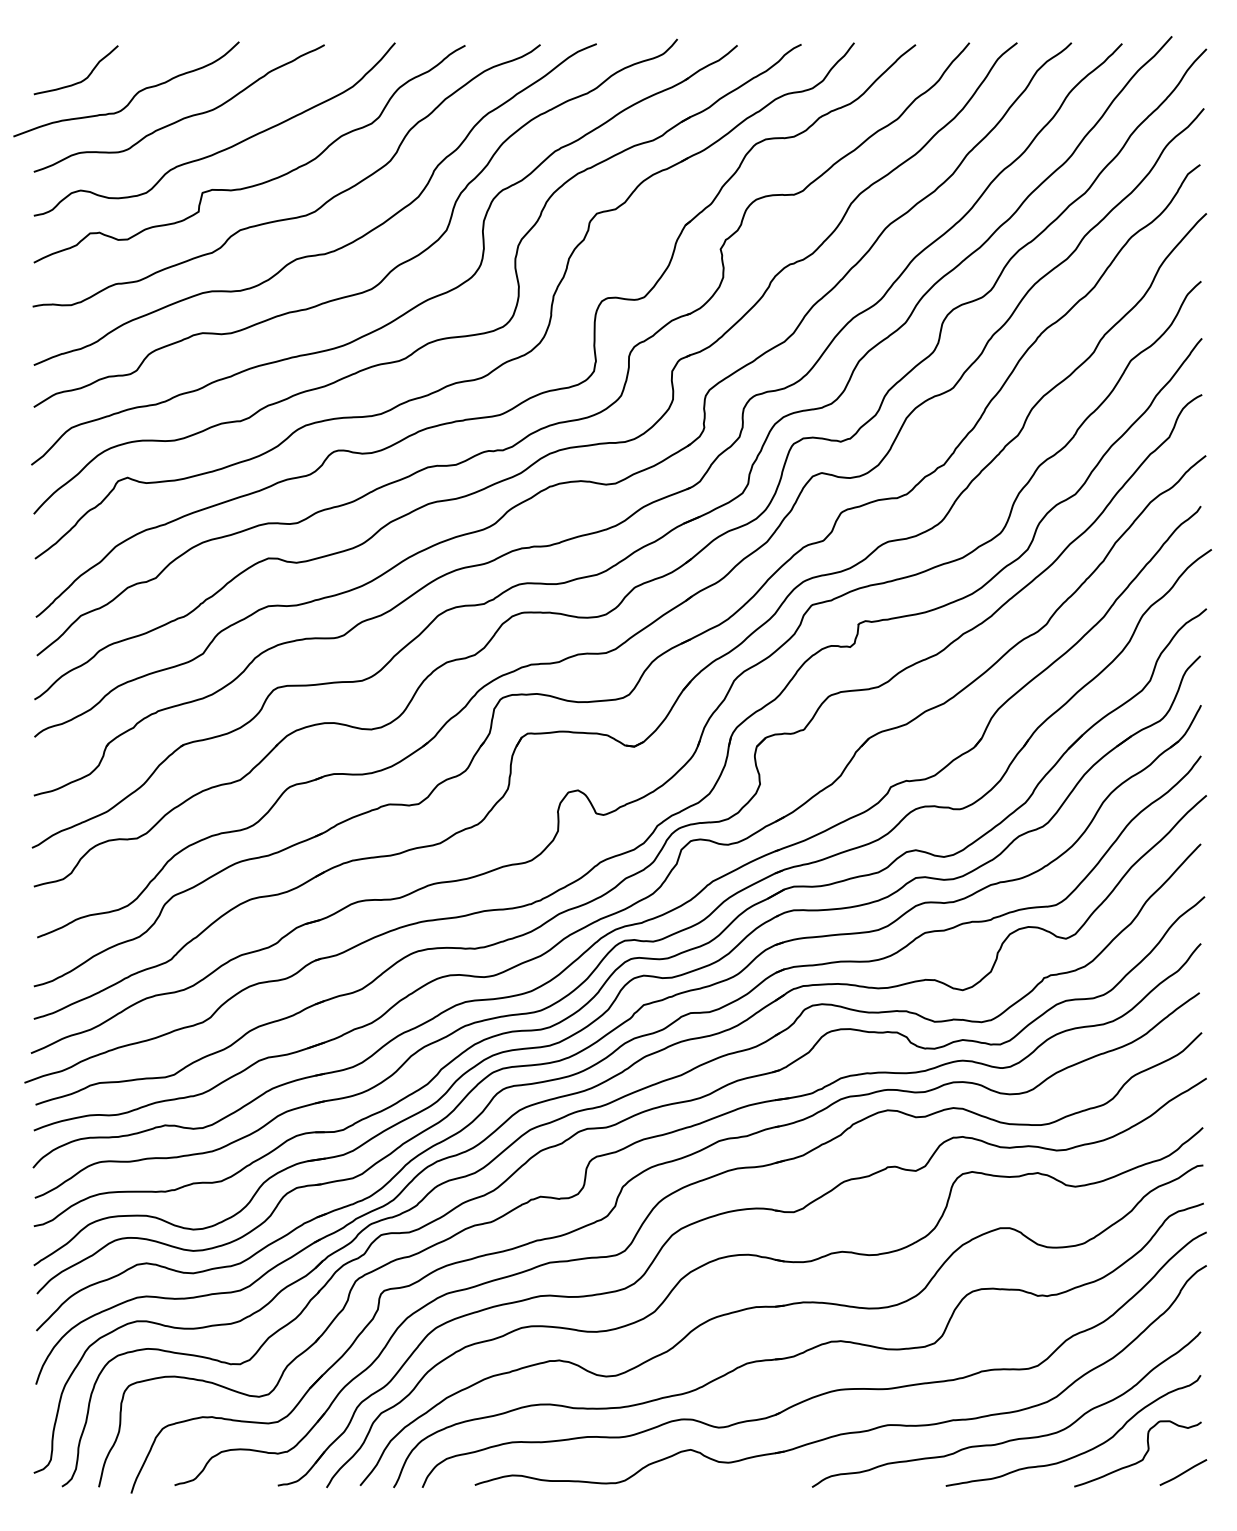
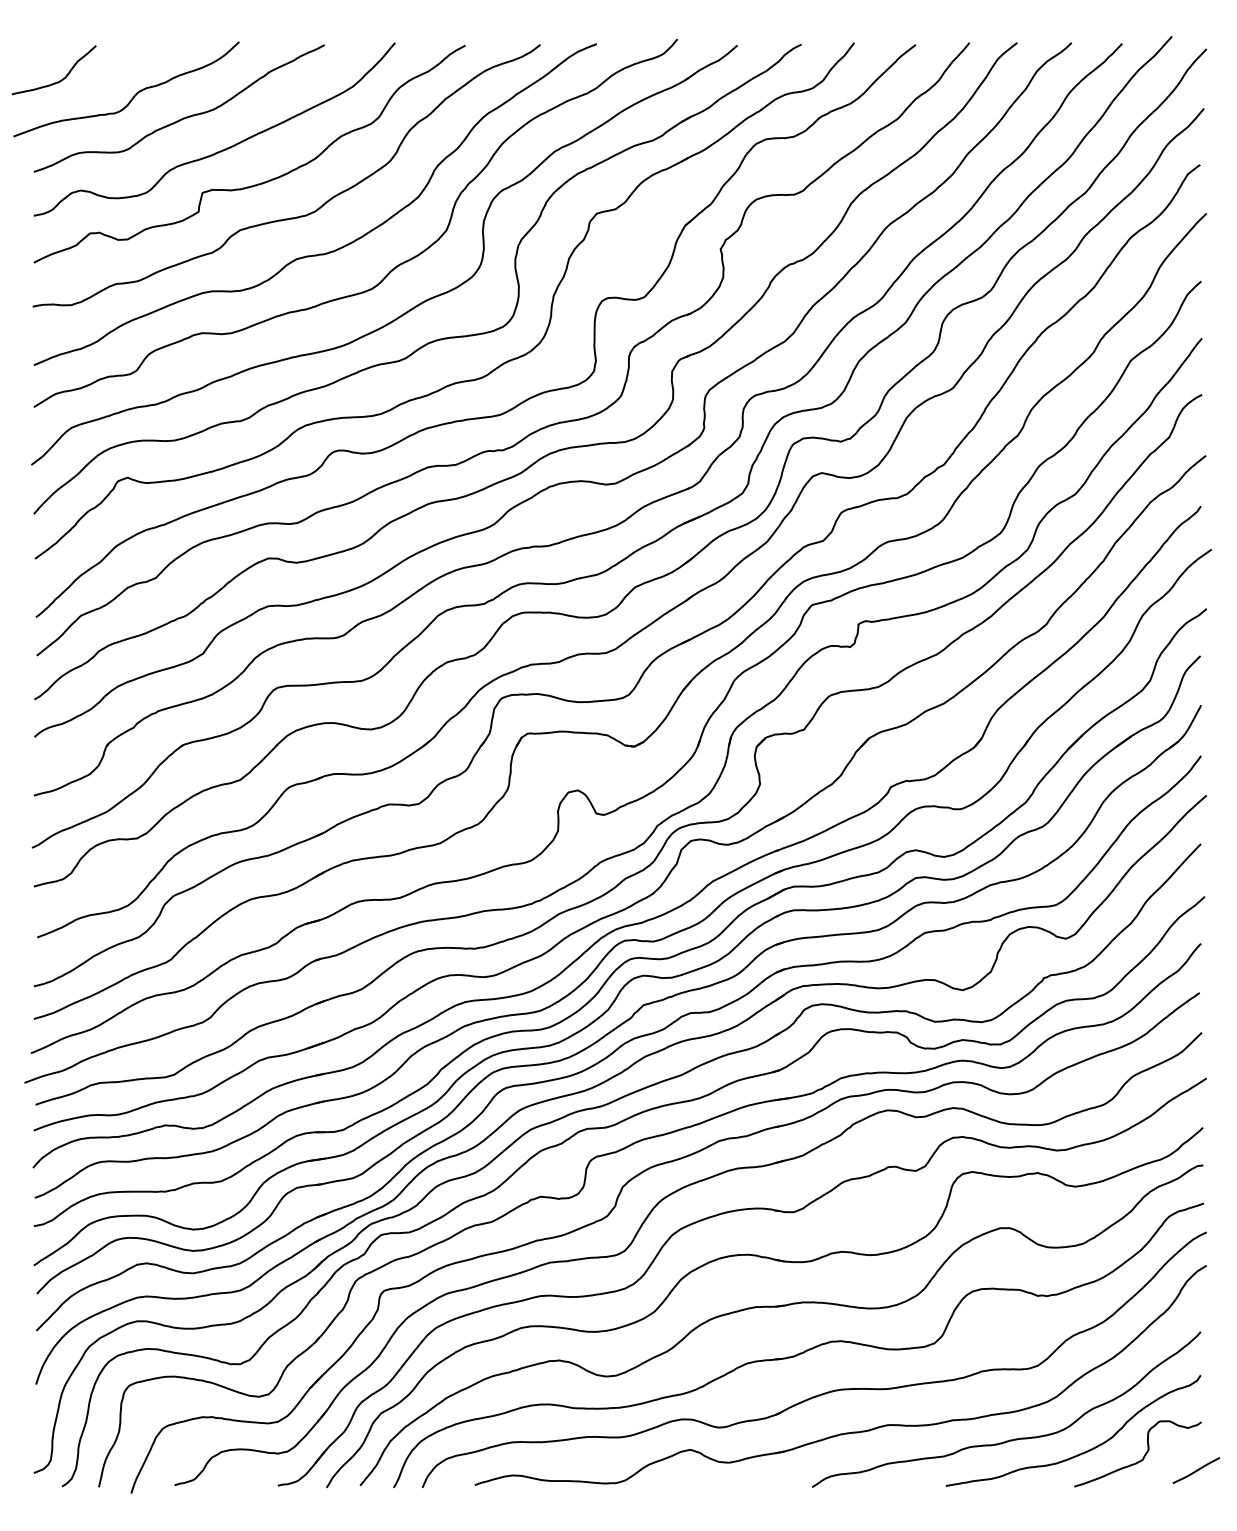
curve position: (81, 80) -> (59, 80) (59, 80)
line position: (1183, 1472) -> (1196, 1470) (1196, 1470)
